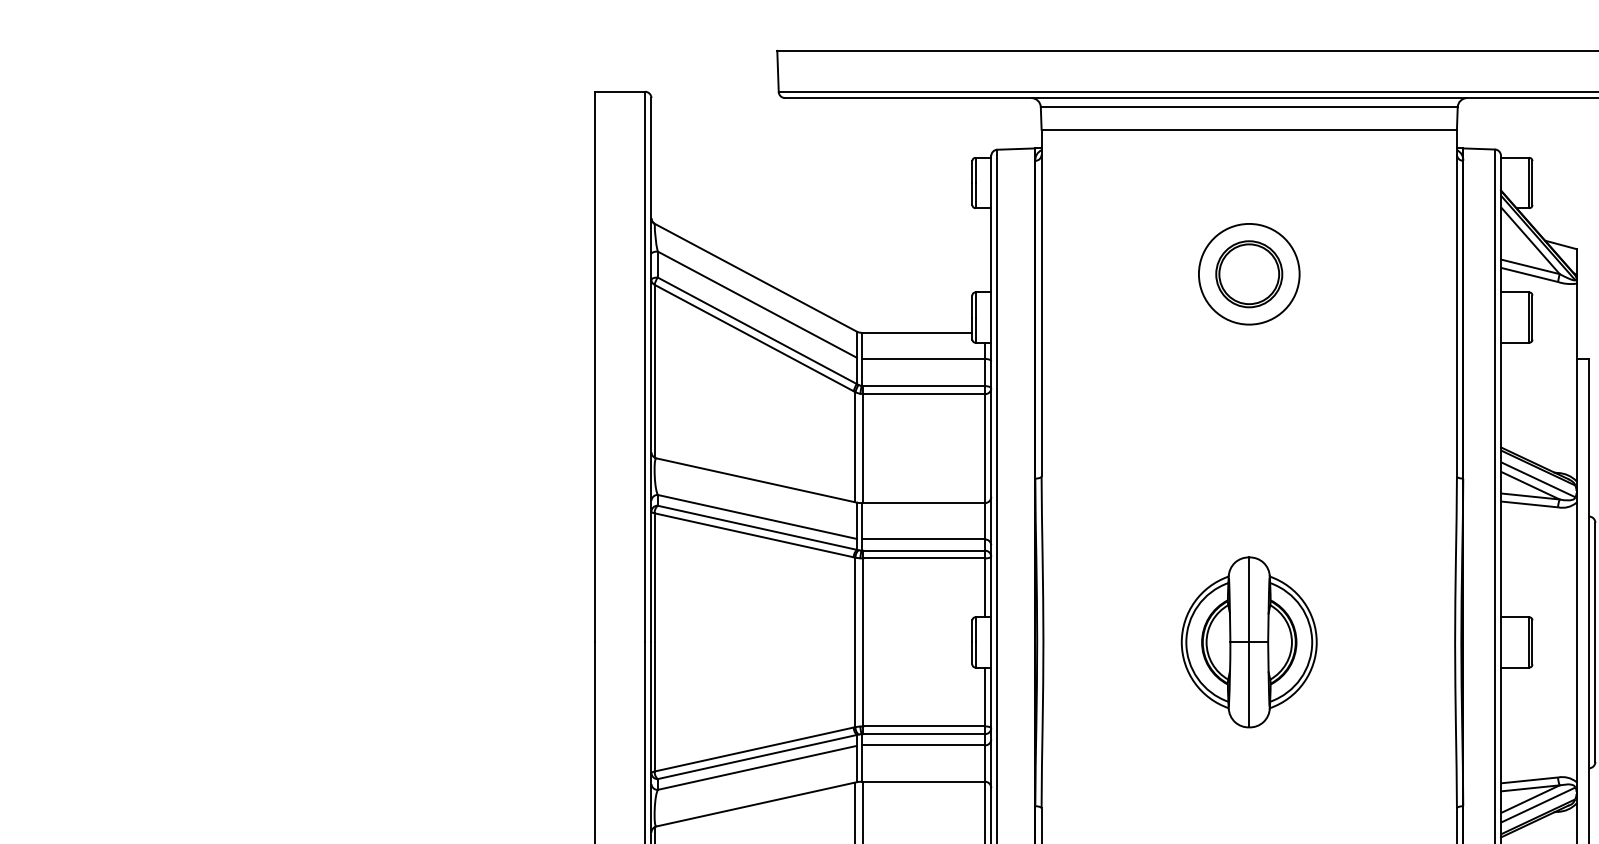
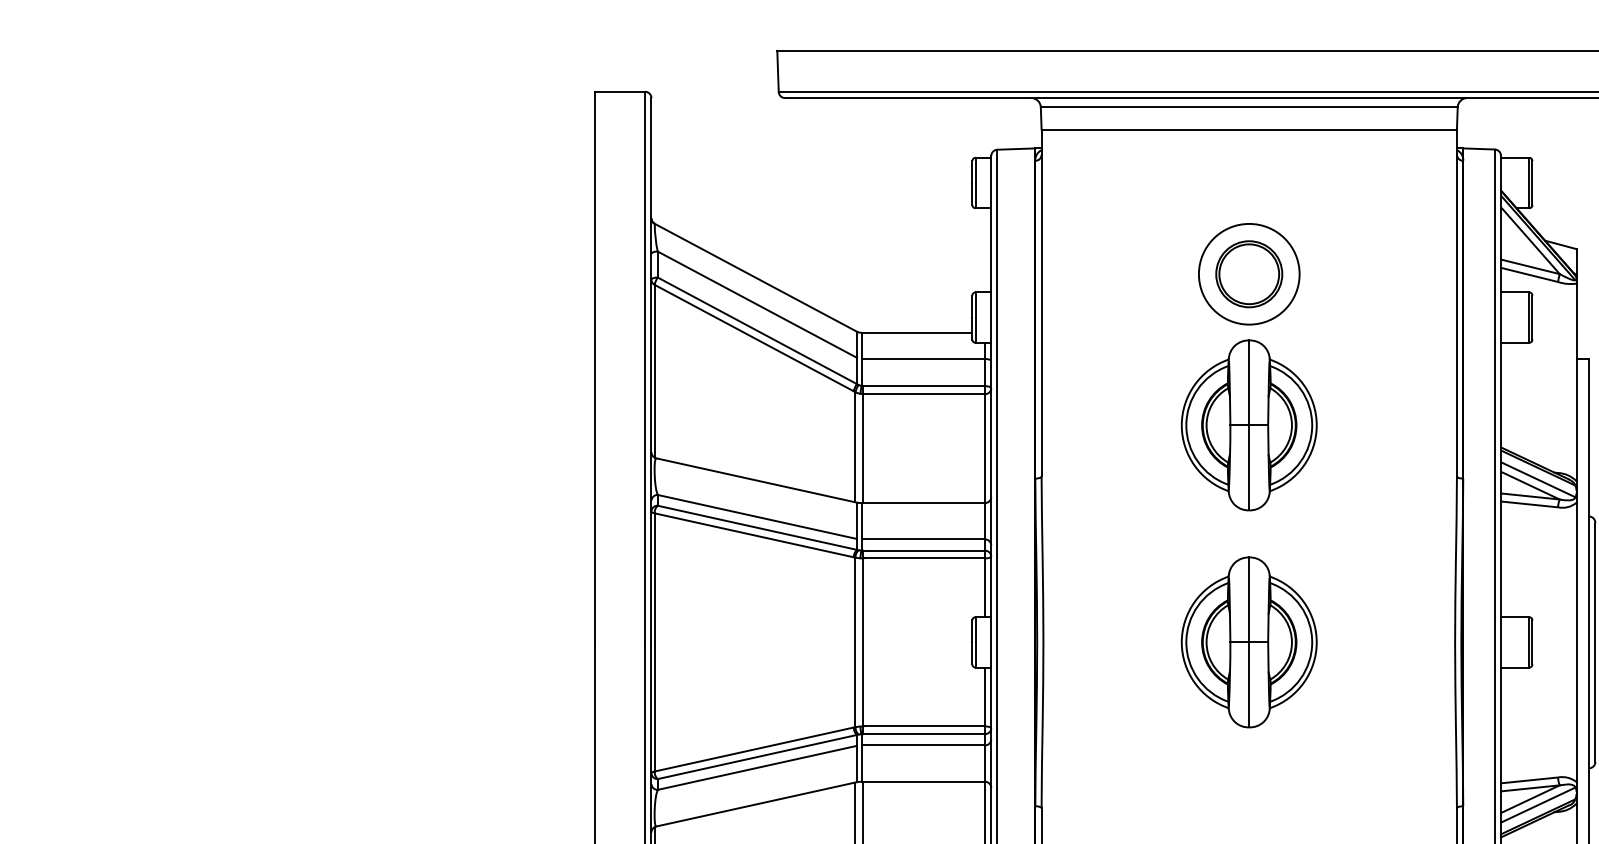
part: none -> present (1248, 425)
